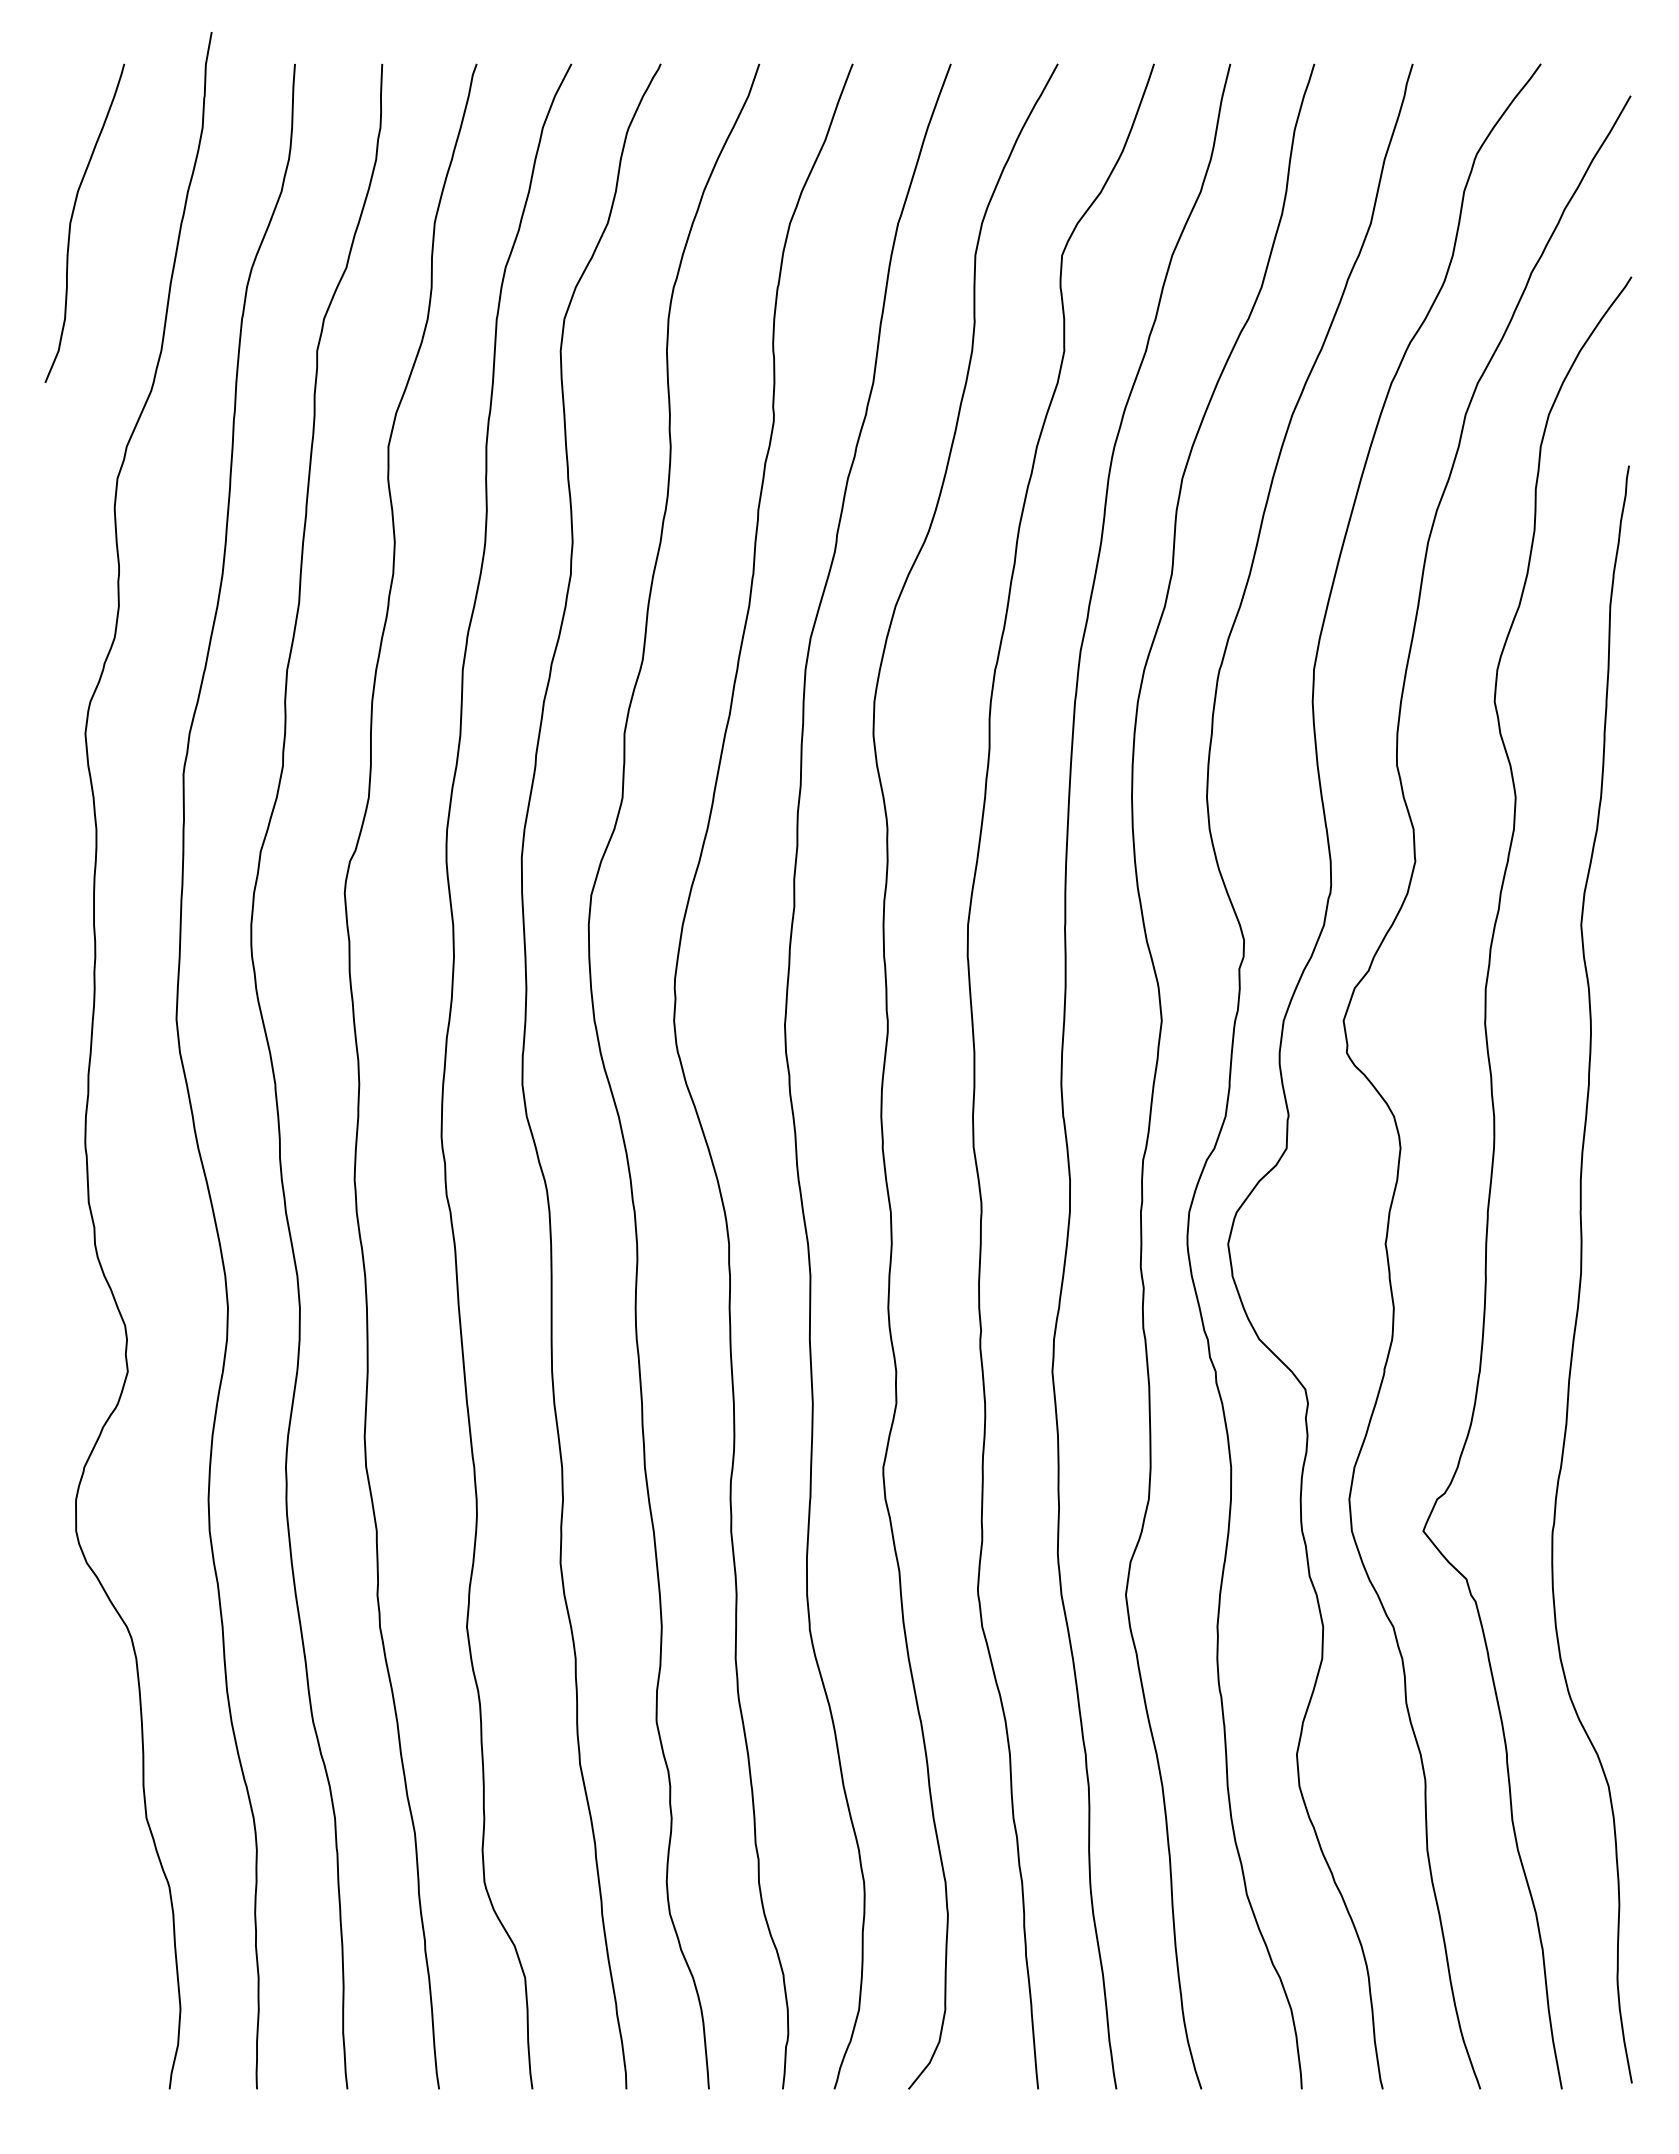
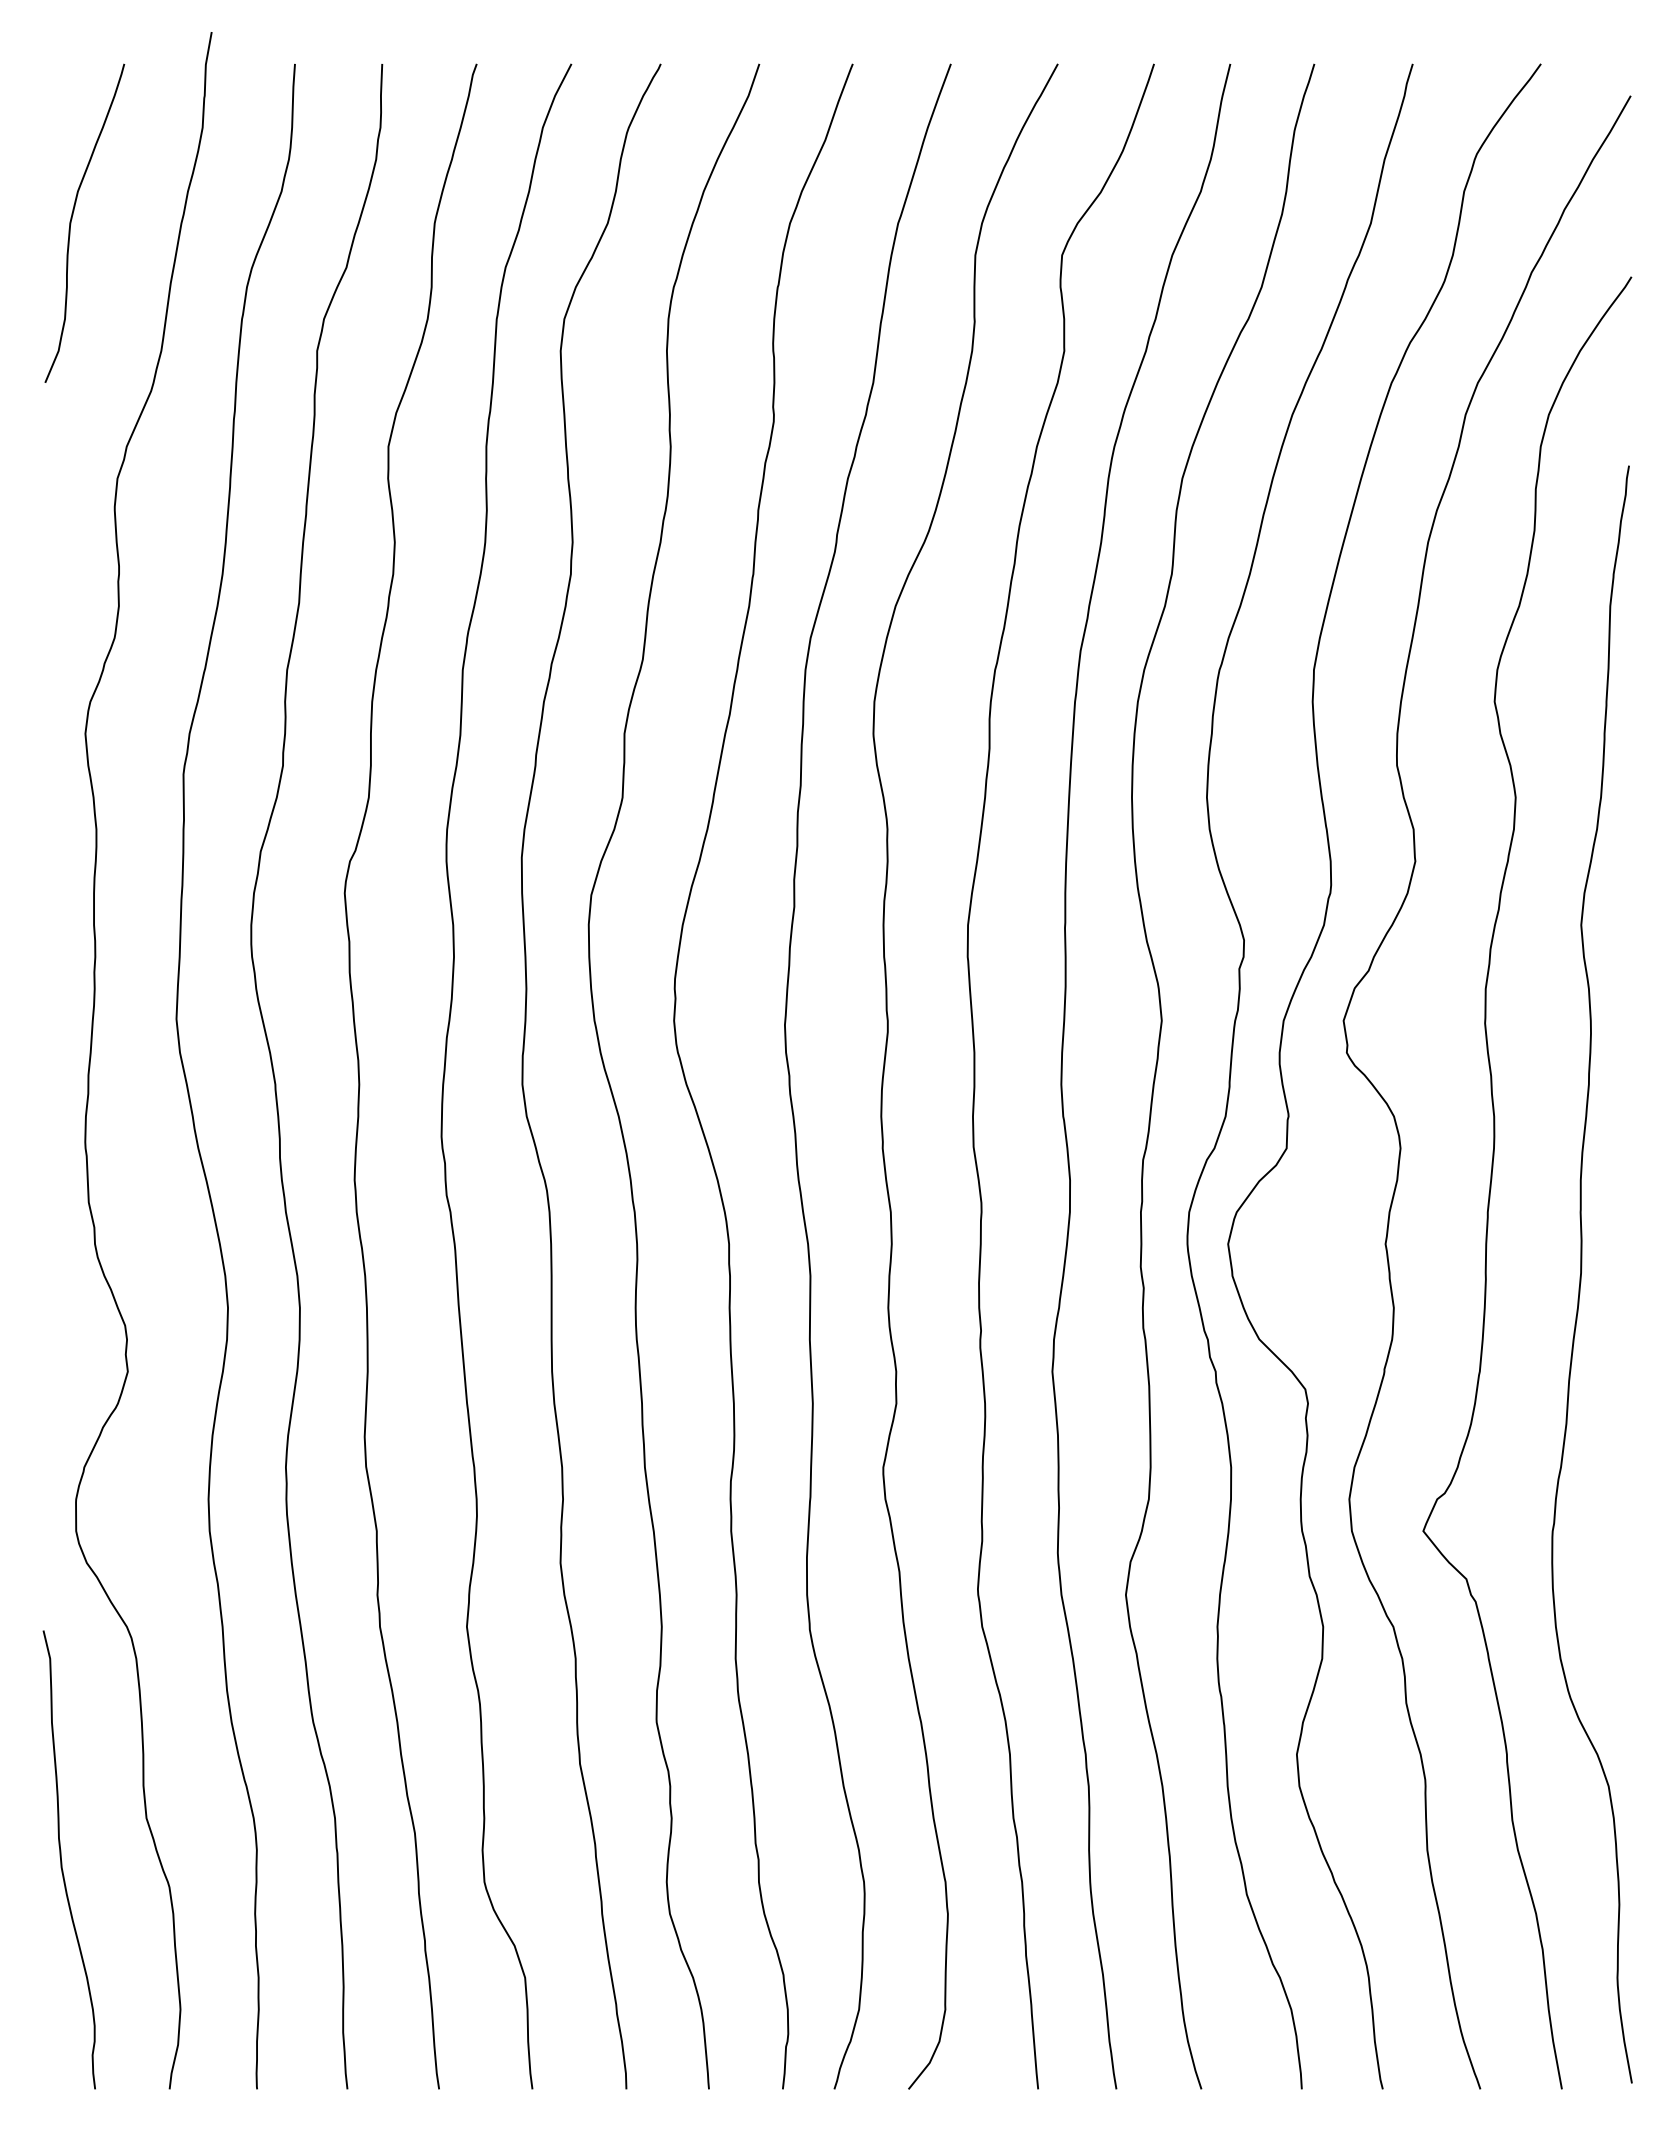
curve: none -> present (62, 1861)
